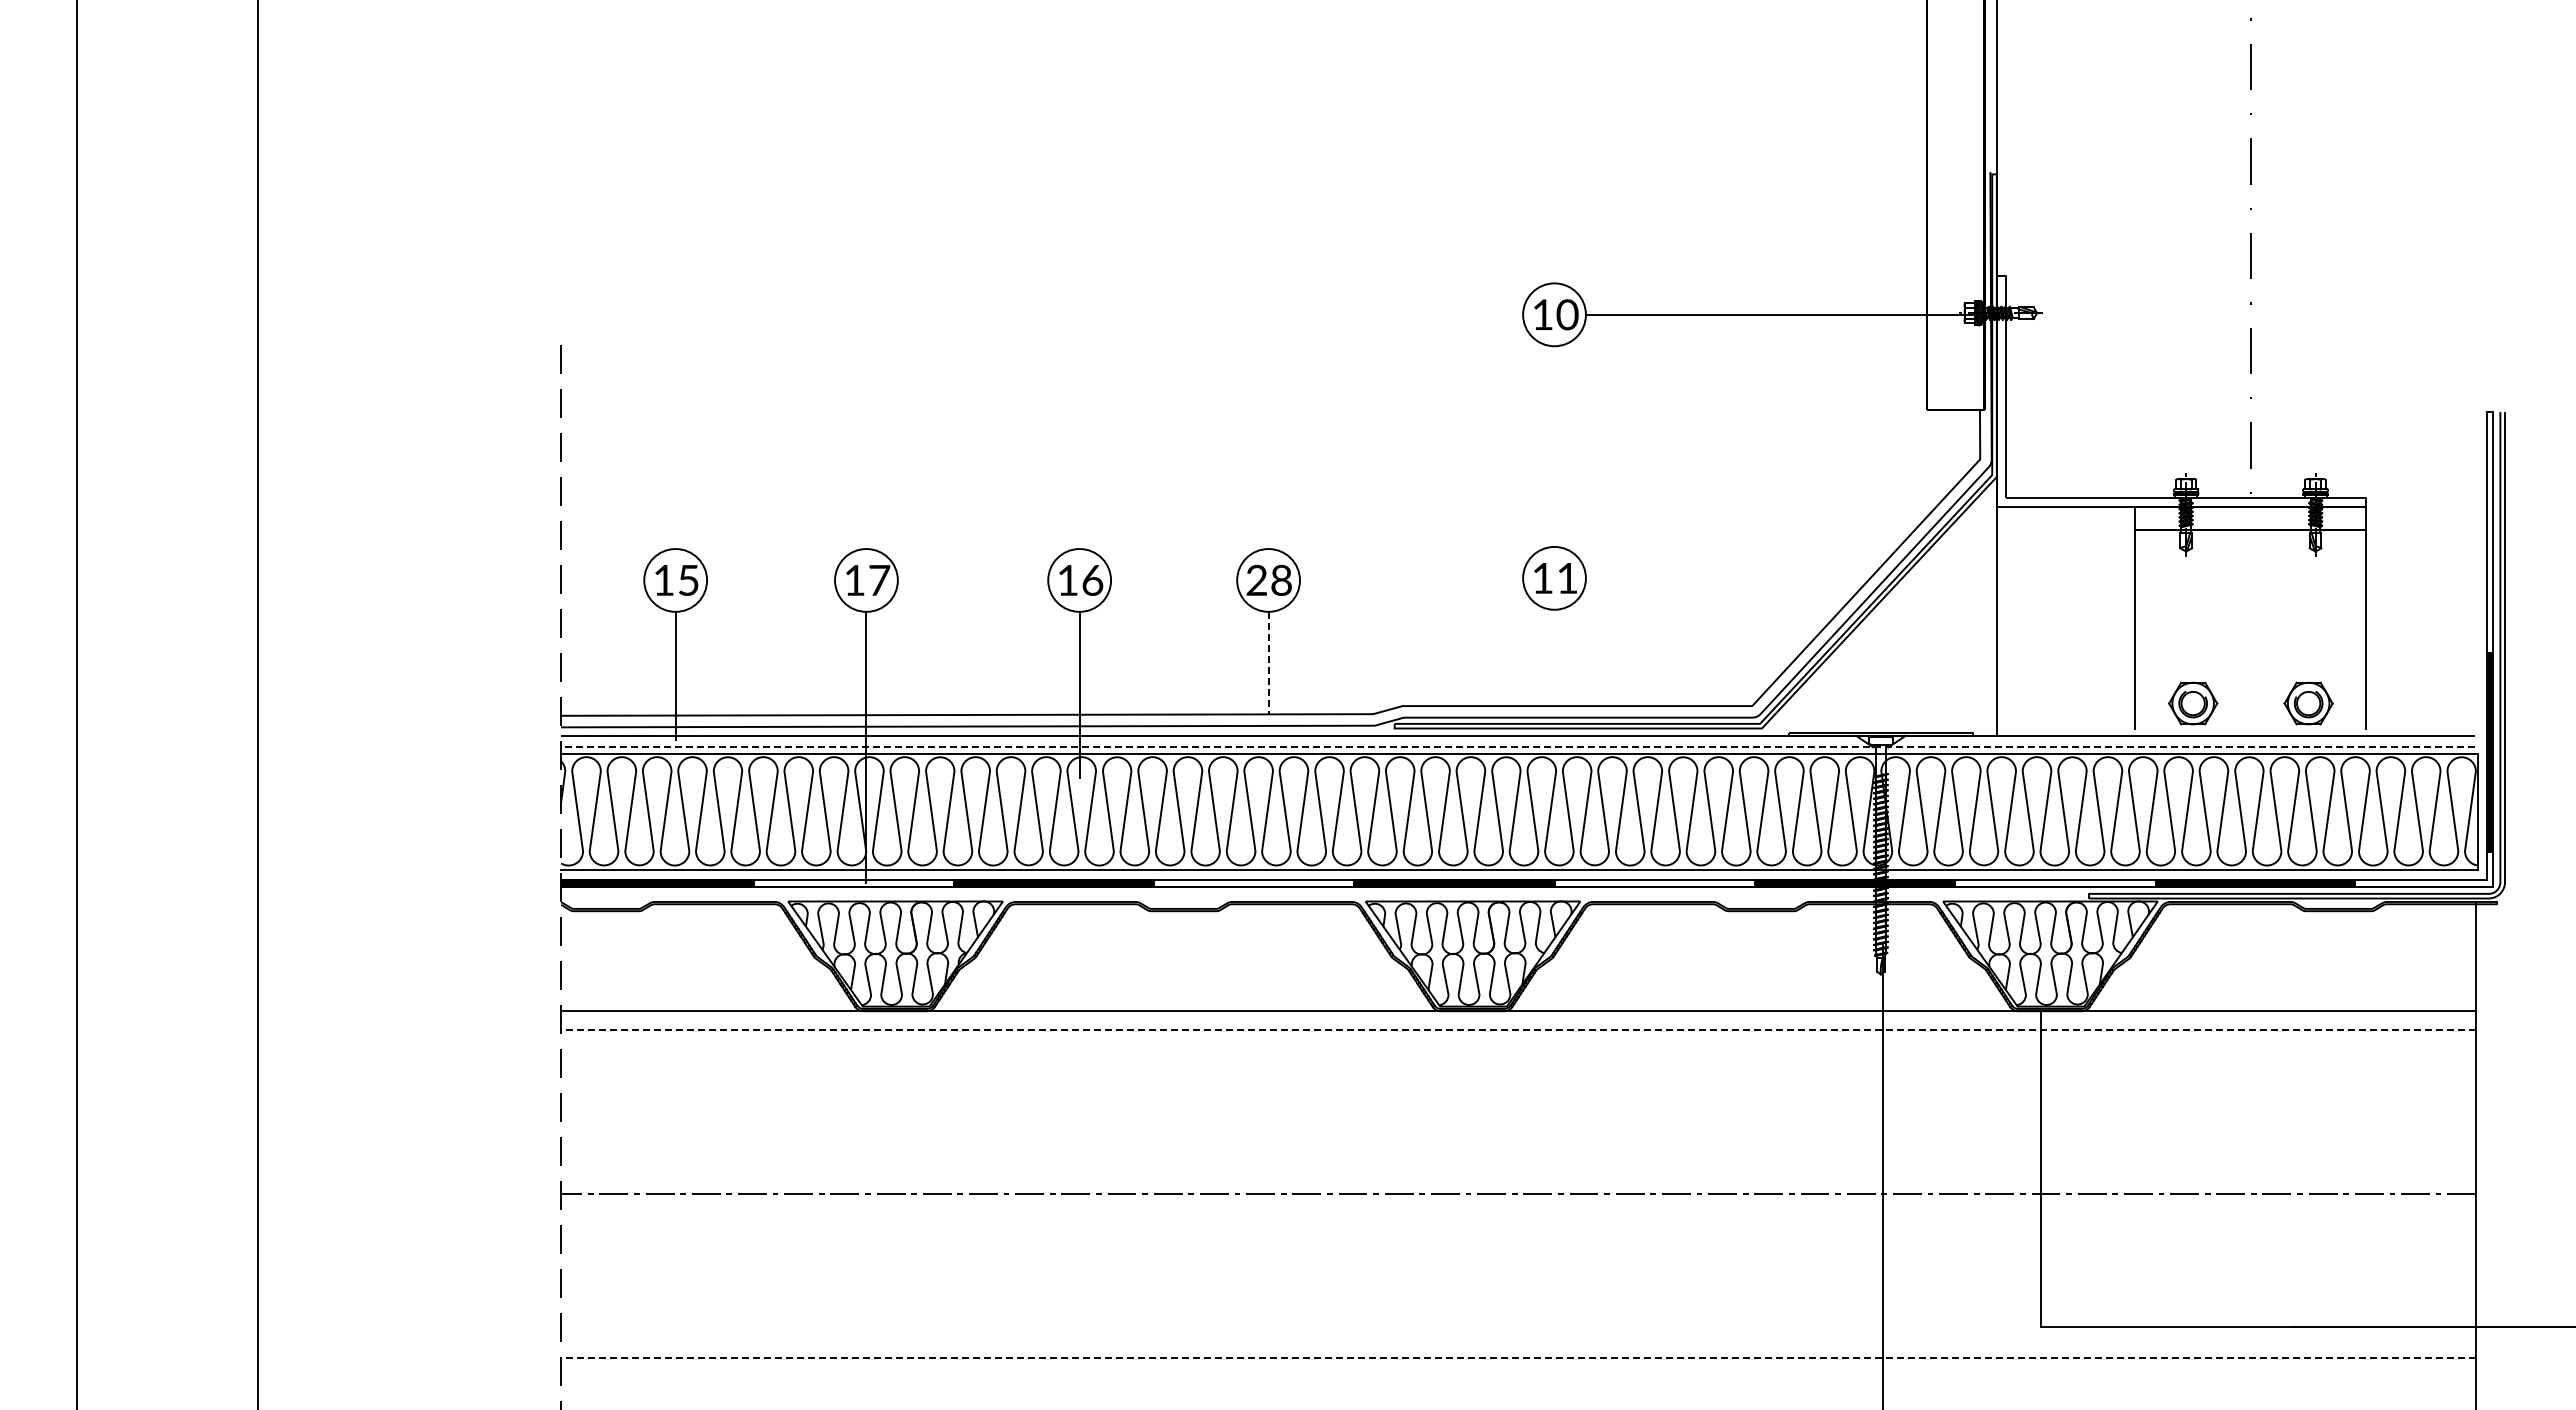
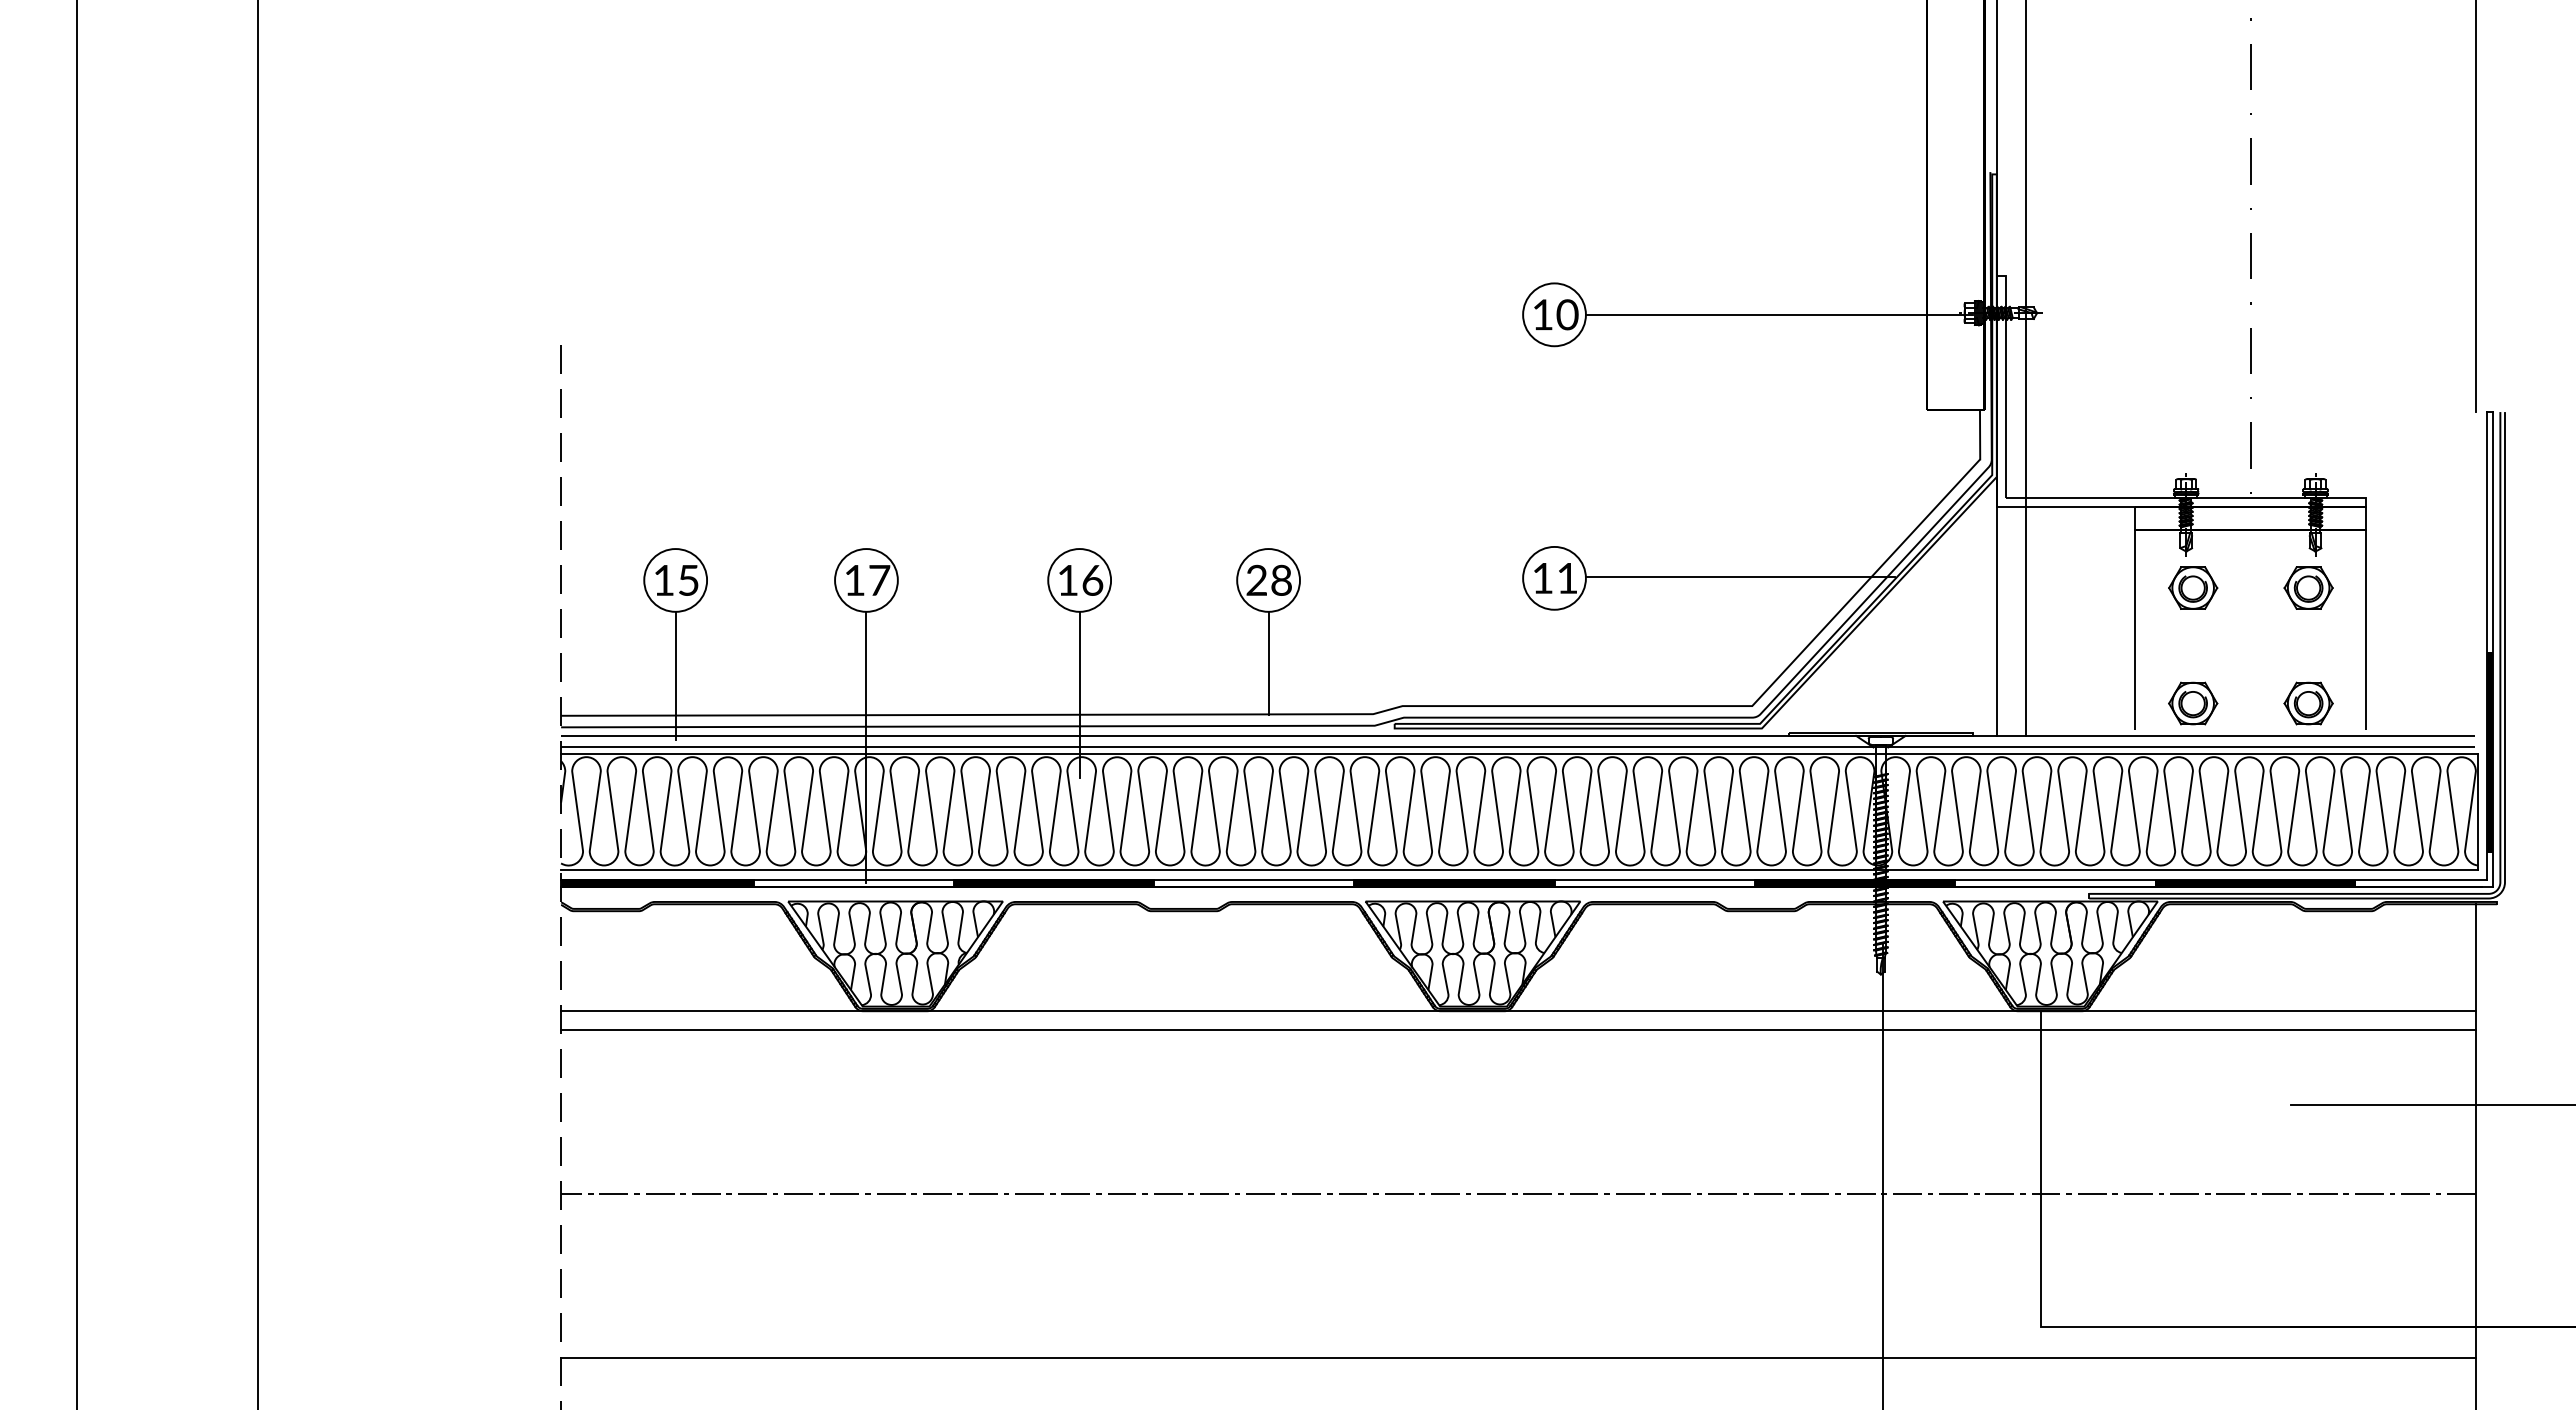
line: none -> present (2476, 207)
line: none -> present (2025, 368)
line: none -> present (1739, 577)
part: none -> present (2193, 587)
part: none -> present (2308, 587)
line: dashed -> solid (1268, 663)
line: dashed -> solid (1517, 747)
line: dashed -> solid (1518, 1029)
line: none -> present (2431, 1105)
line: dashed -> solid (1518, 1357)
